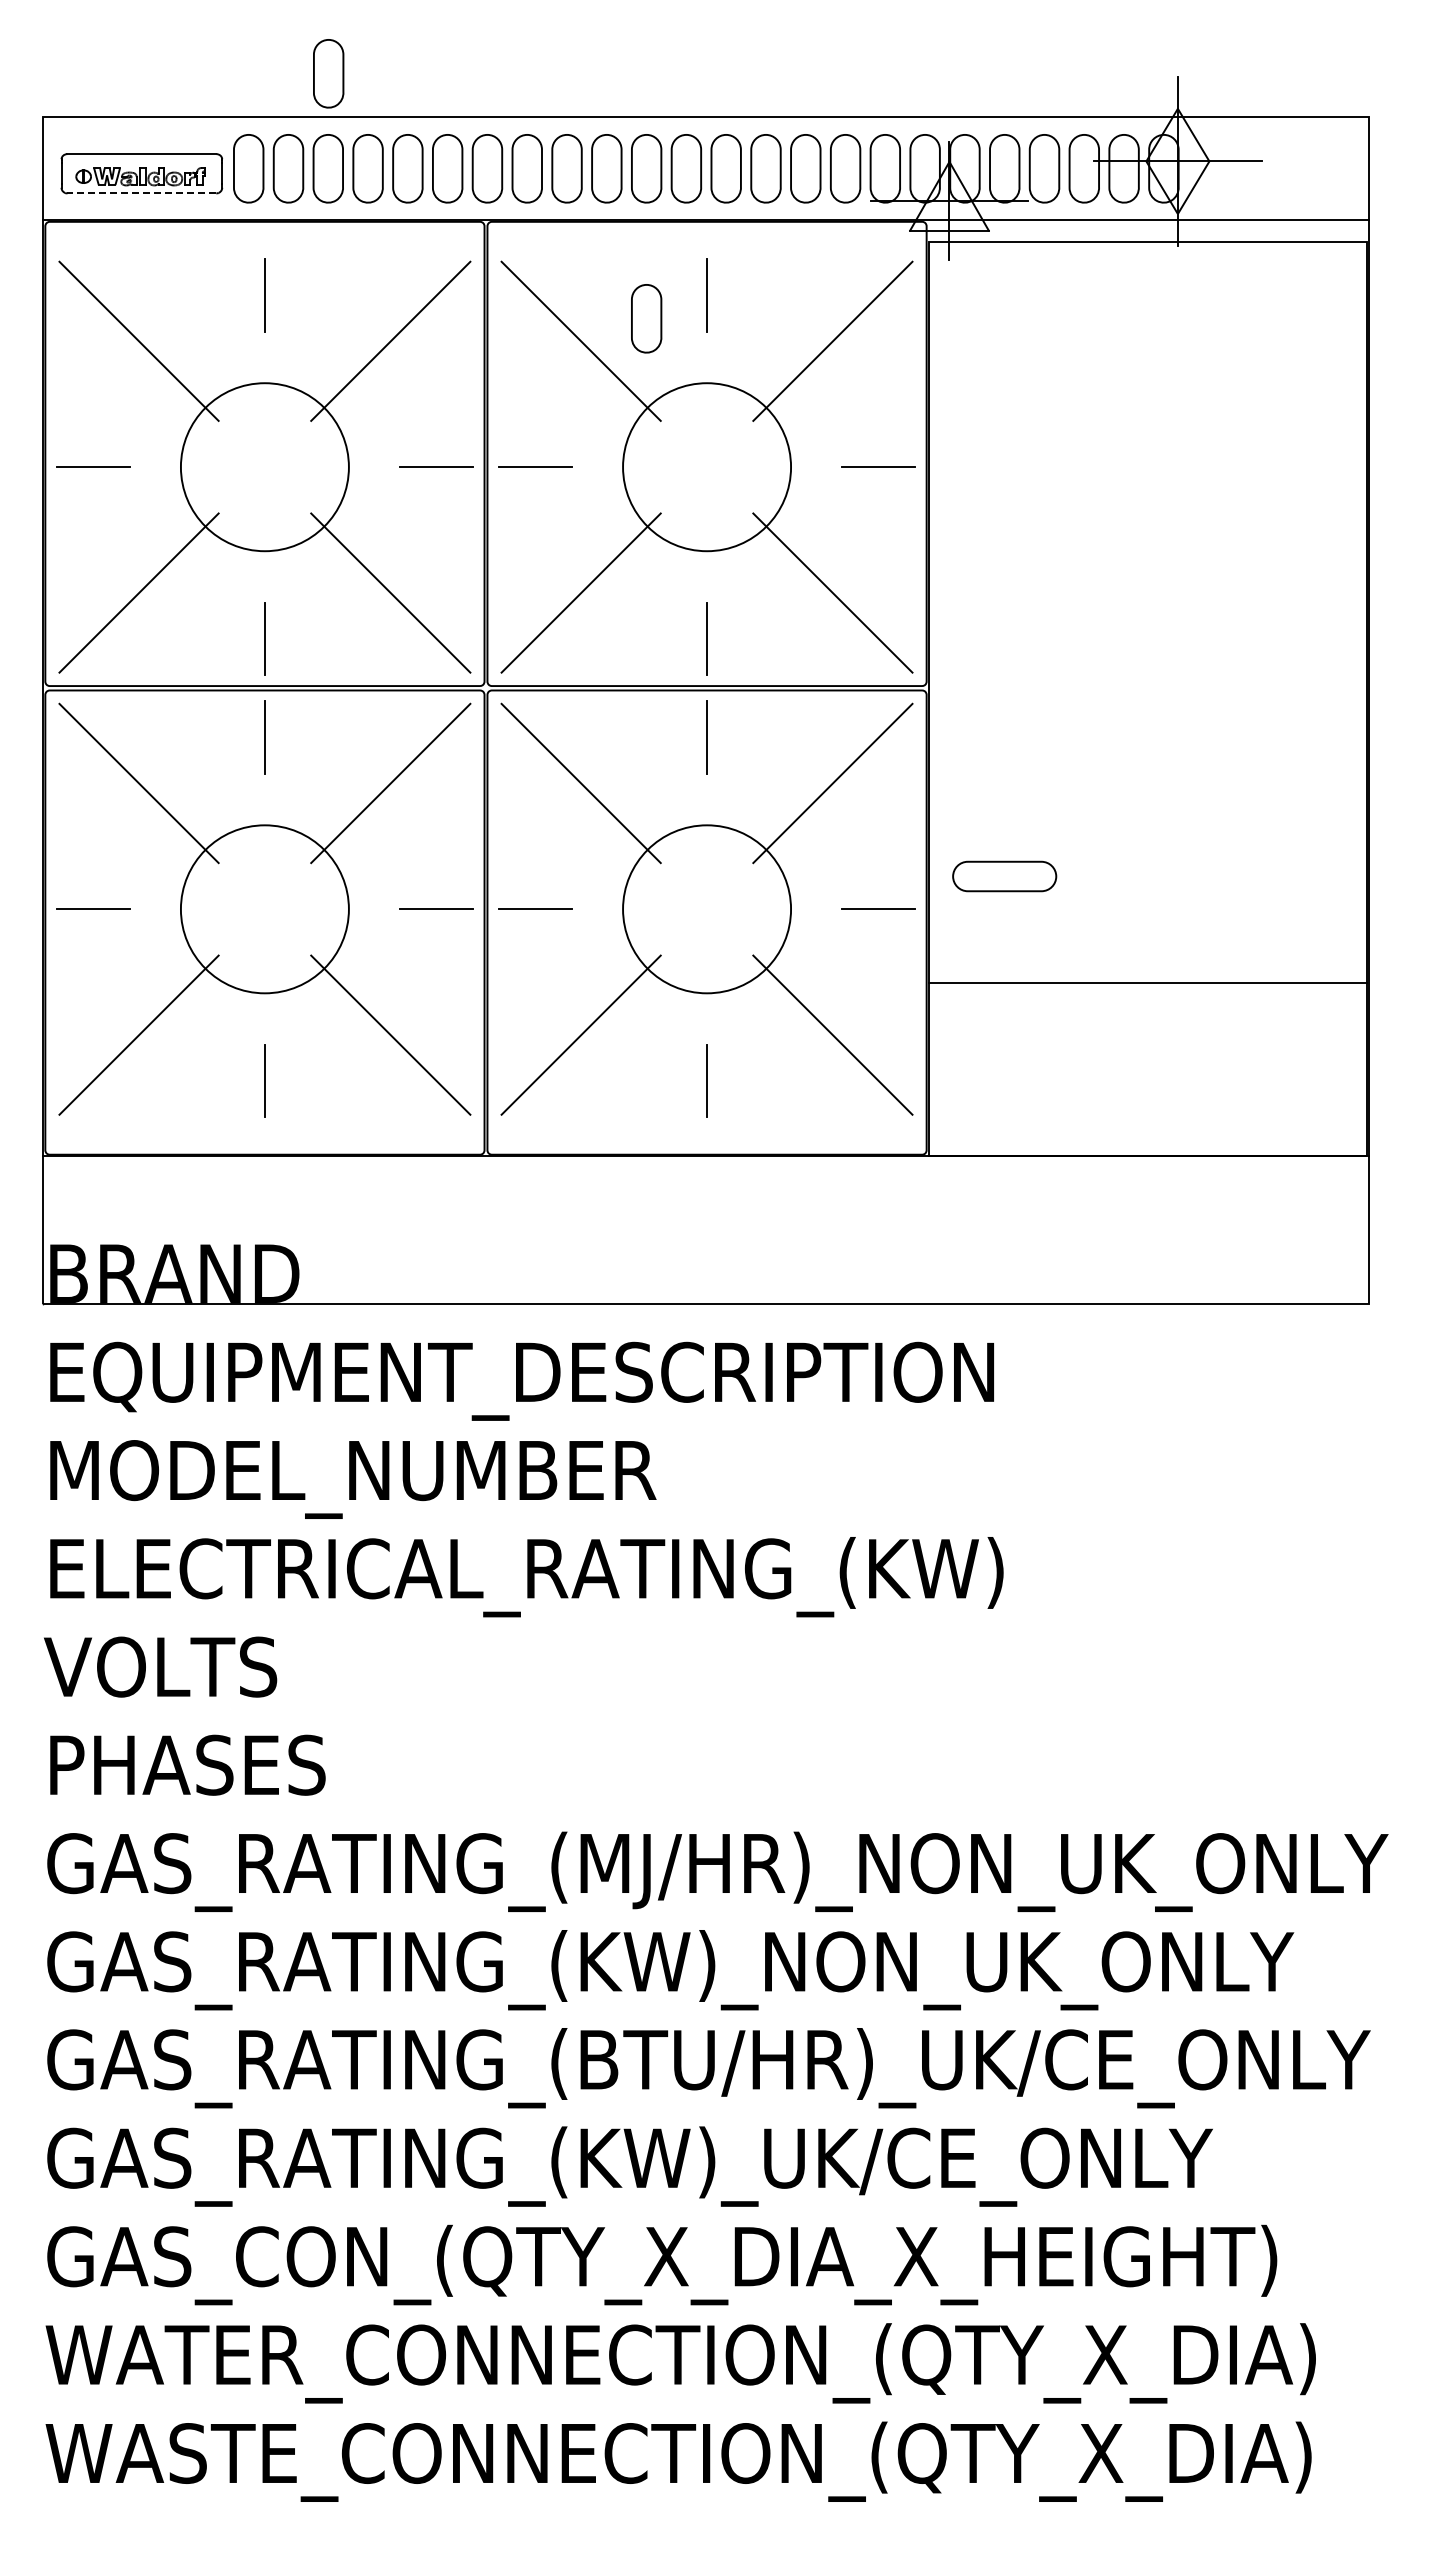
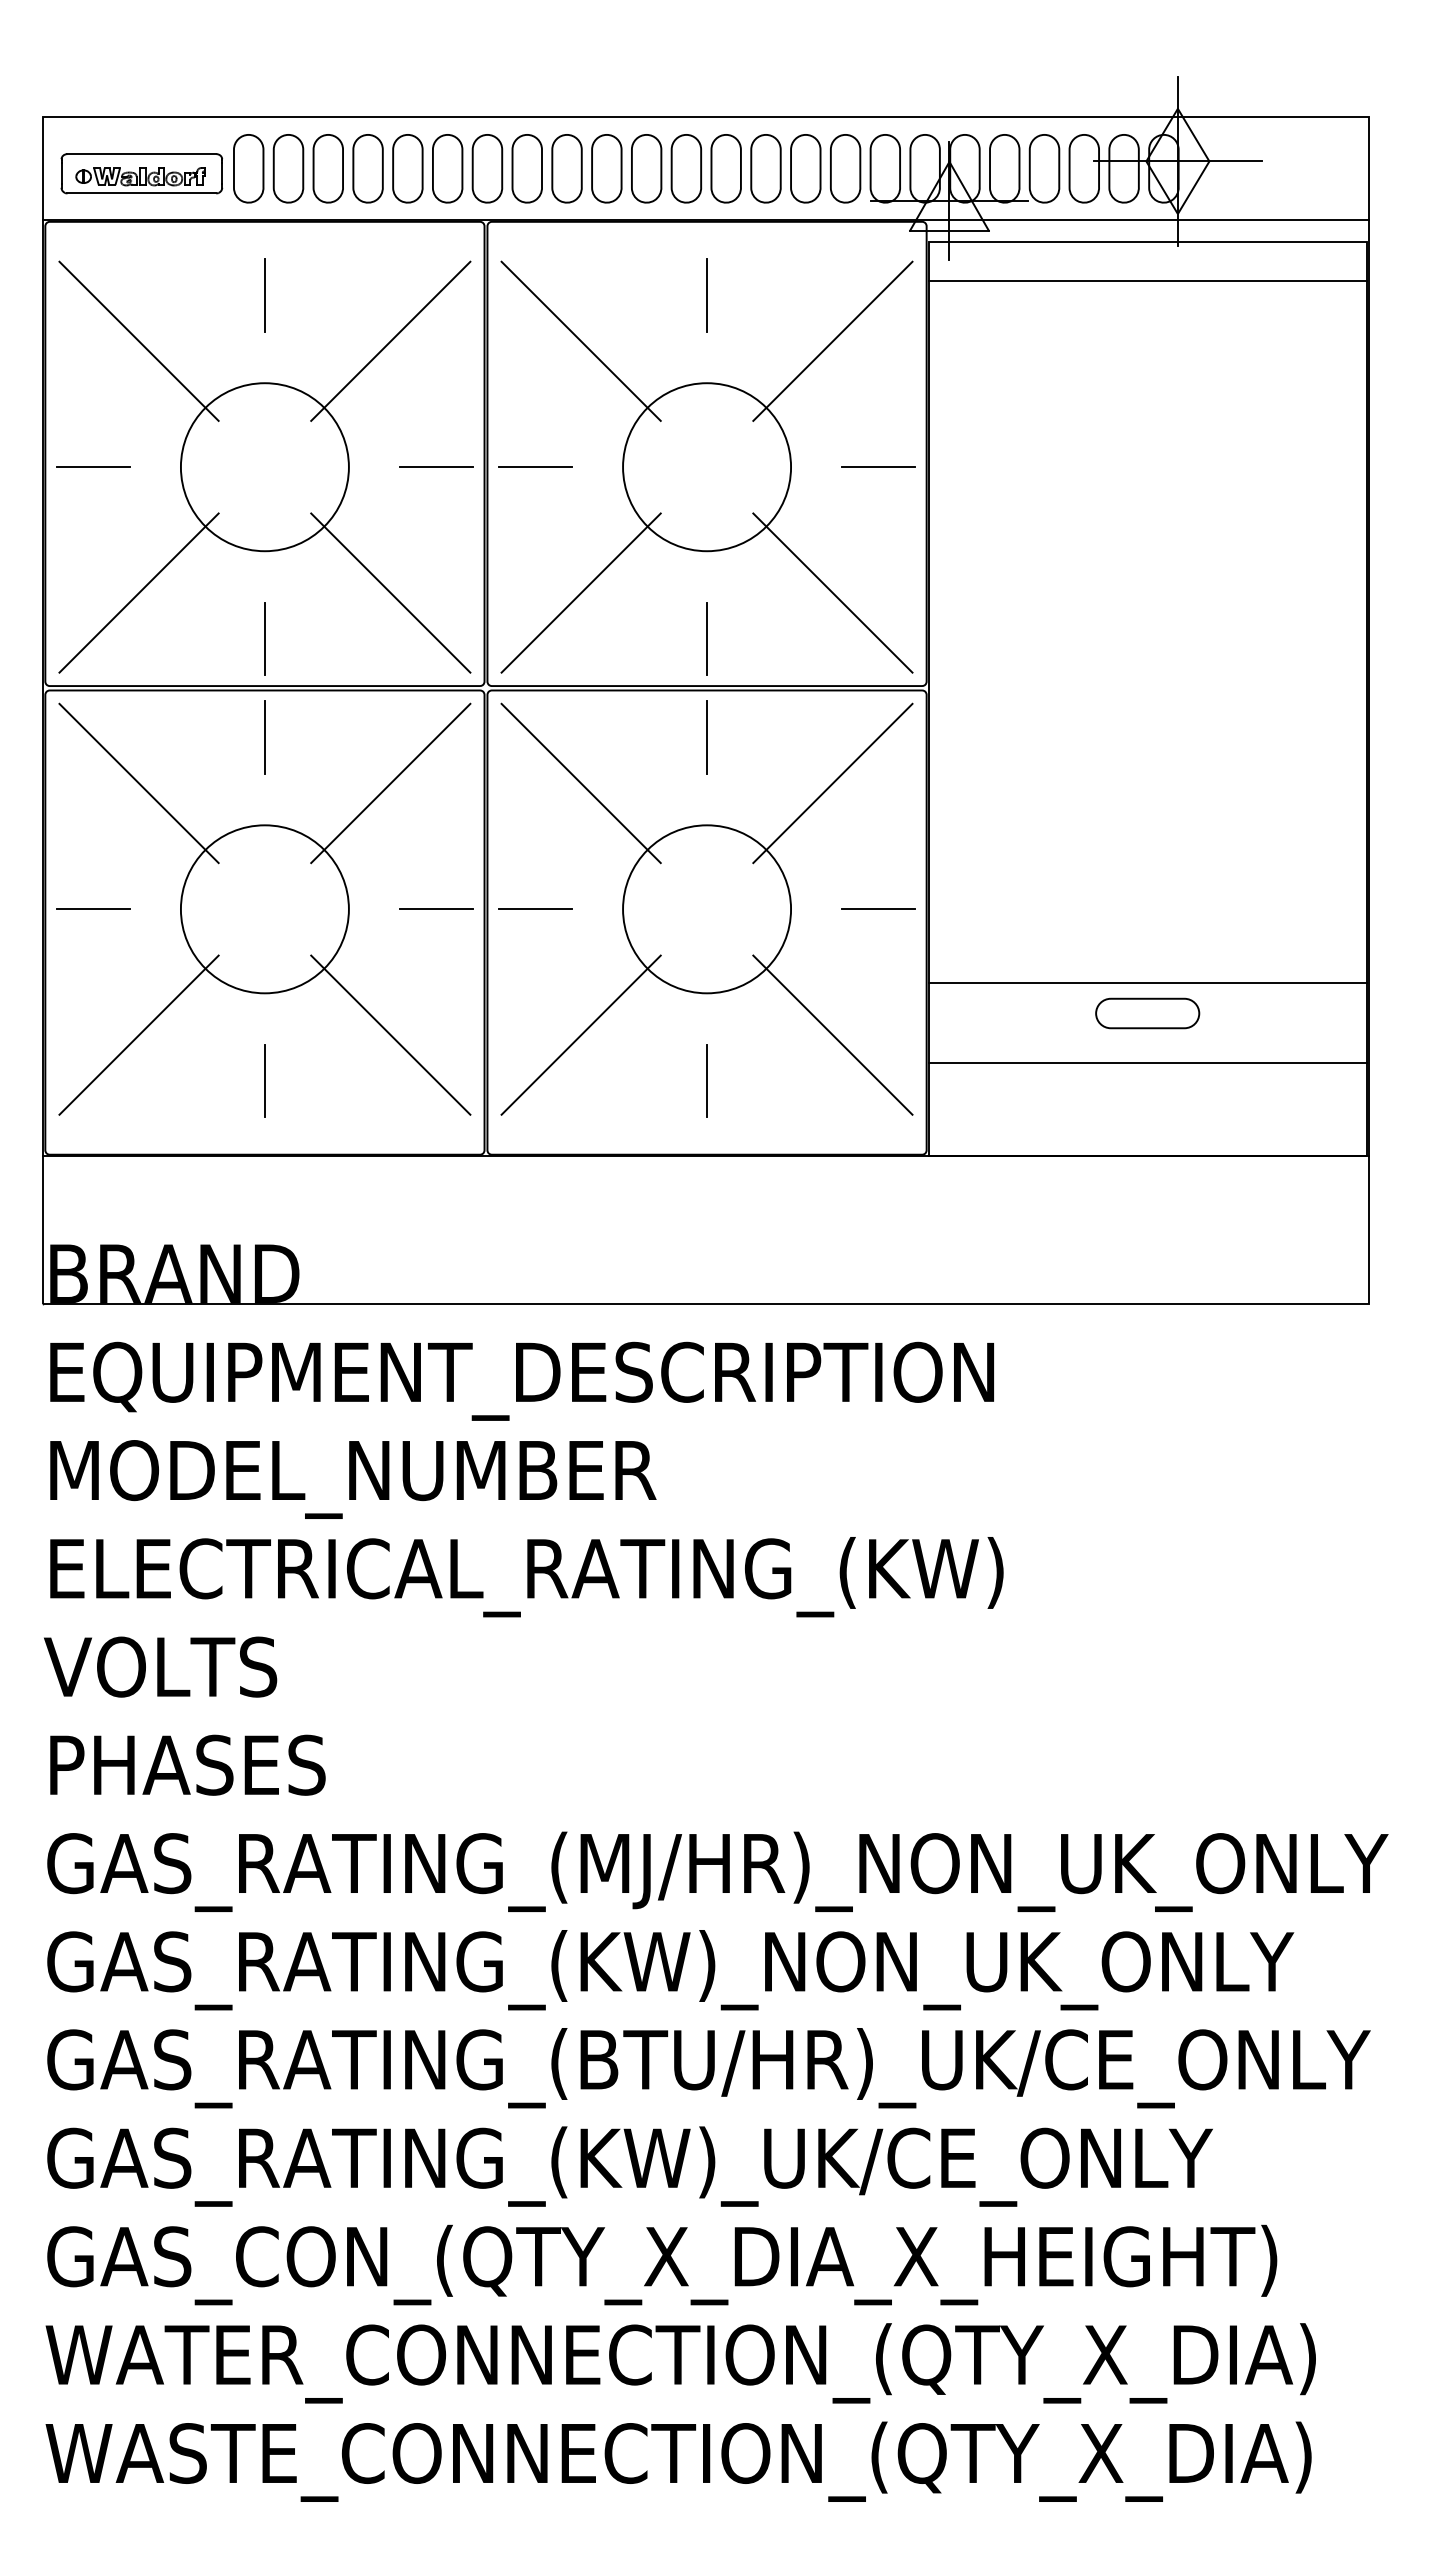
part: present -> none (328, 73)
line: dashed -> solid (141, 193)
line: none -> present (1147, 280)
part: present -> none (646, 318)
part position: (1004, 876) -> (1147, 1013) (1147, 1013)
line: none -> present (1147, 1063)
